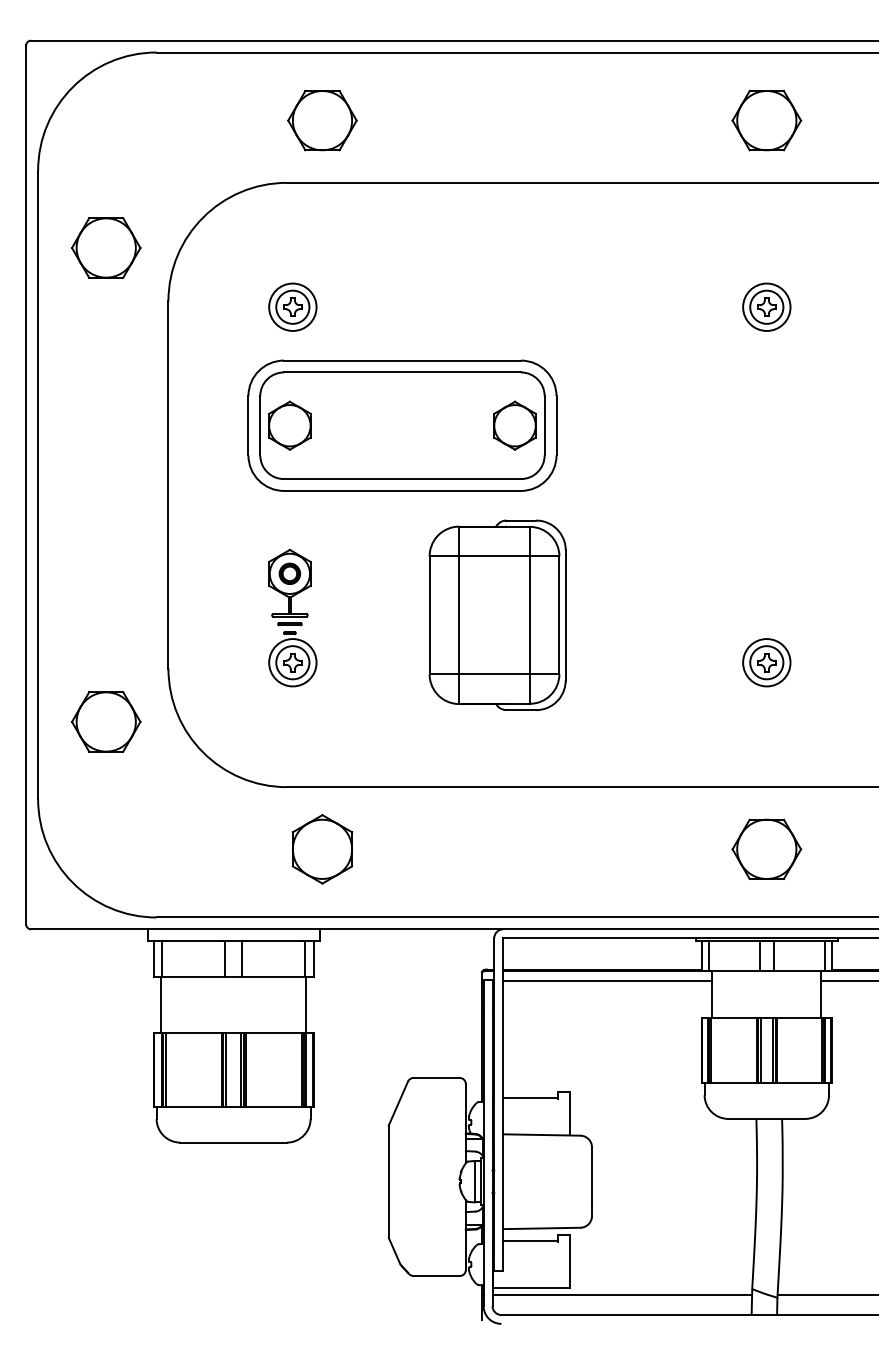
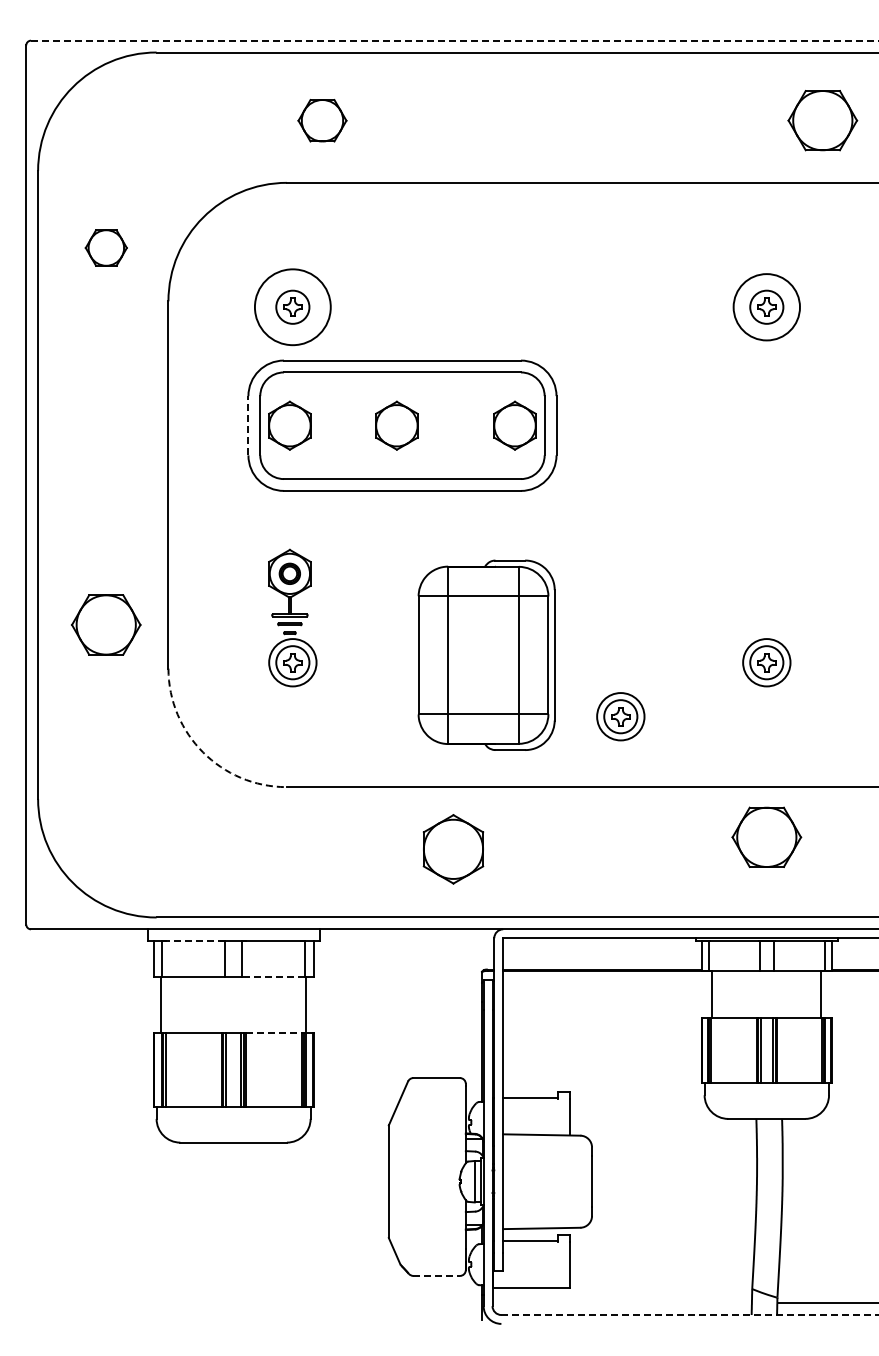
line: solid -> dashed (454, 40)
part size: 71x62 px -> 51x44 px (322, 120)
part position: (766, 120) -> (822, 120) (822, 120)
part size: 71x62 px -> 44x38 px (105, 247)
circle diameter: 47 px -> 76 px (292, 307)
circle diameter: 47 px -> 66 px (766, 307)
line: solid -> dashed (248, 425)
part: none -> present (396, 425)
part position: (497, 614) -> (486, 654) (486, 654)
part: none -> present (620, 716)
part position: (106, 721) -> (106, 624) (106, 624)
arc: solid -> dashed (203, 752)
part position: (766, 848) -> (766, 836) (766, 836)
part position: (322, 849) -> (453, 849) (453, 849)
line: solid -> dashed (193, 941)
line: solid -> dashed (273, 976)
line: present -> none (607, 980)
line: present -> none (848, 980)
line: solid -> dashed (274, 1033)
line: solid -> dashed (437, 1275)
line: present -> none (622, 1295)
line position: (826, 1295) -> (826, 1303) (826, 1303)
line: solid -> dashed (690, 1315)
